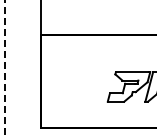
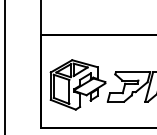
line: dashed -> solid (5, 67)
part: none -> present (77, 84)
